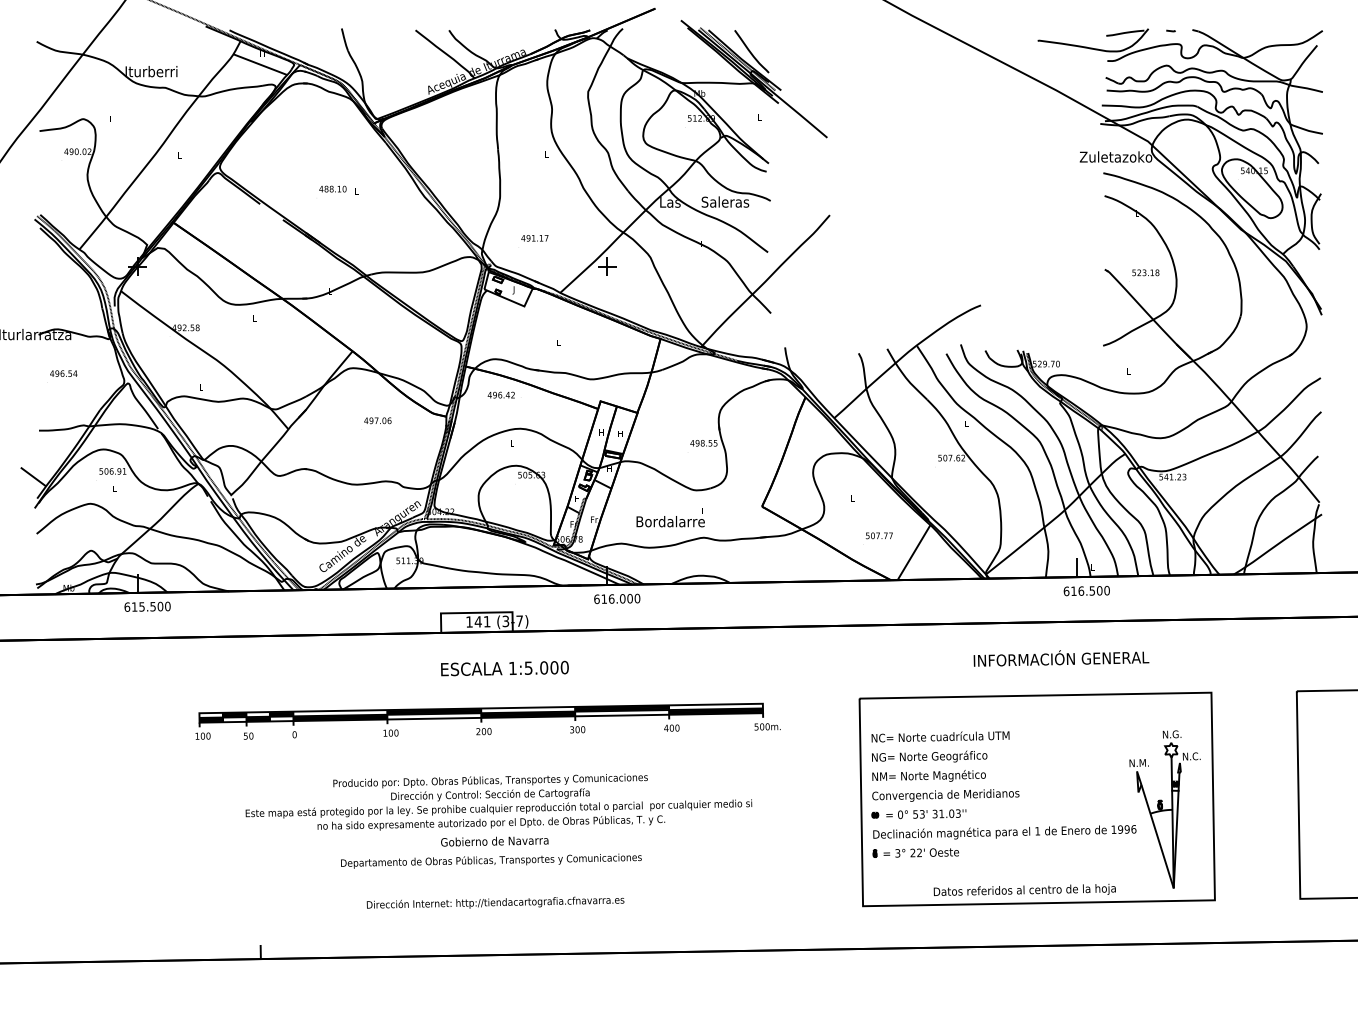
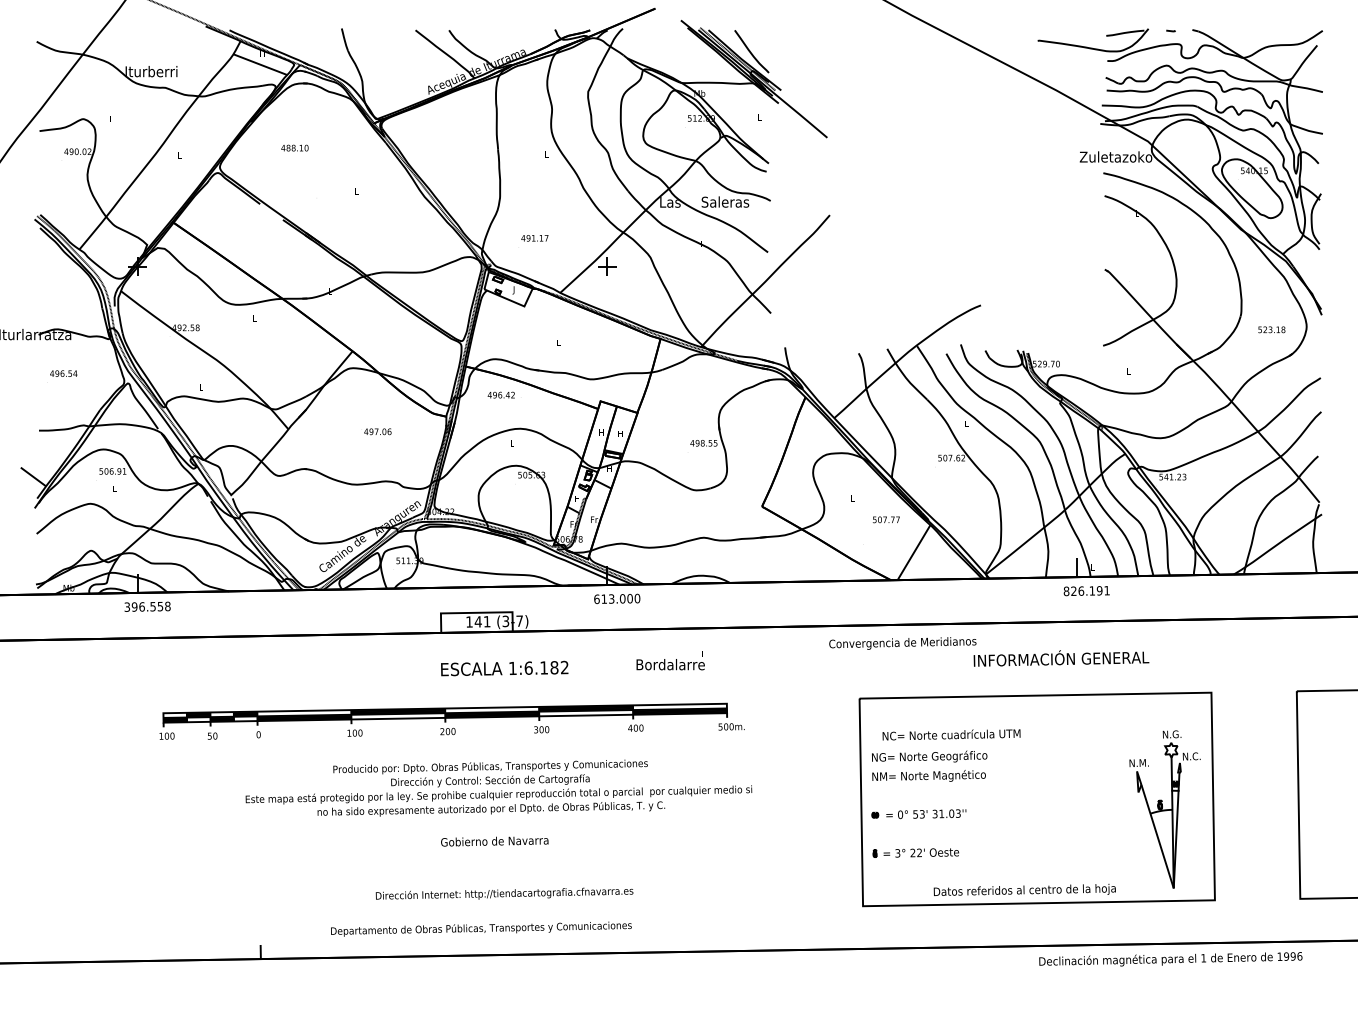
text position: (332, 188) -> (294, 147) (294, 147)
text position: (1145, 272) -> (1271, 329) (1271, 329)
text position: (377, 420) -> (377, 431) (377, 431)
text position: (670, 517) -> (670, 660) (670, 660)
text position: (879, 535) -> (886, 519) (886, 519)
text: 616.500 -> 826.191 (1086, 590)
text: 616.000 -> 613.000 (611, 598)
text: 615.500 -> 396.558 (147, 606)
text: 1:5.000 -> 1:6.182 (546, 667)
part position: (487, 720) -> (451, 720) (451, 720)
text position: (940, 736) -> (951, 734) (951, 734)
text position: (945, 795) -> (902, 643) (902, 643)
text position: (498, 801) -> (498, 787) (498, 787)
text position: (1004, 832) -> (1170, 959) (1170, 959)
text position: (491, 860) -> (481, 928) (481, 928)
text position: (495, 902) -> (504, 893) (504, 893)
